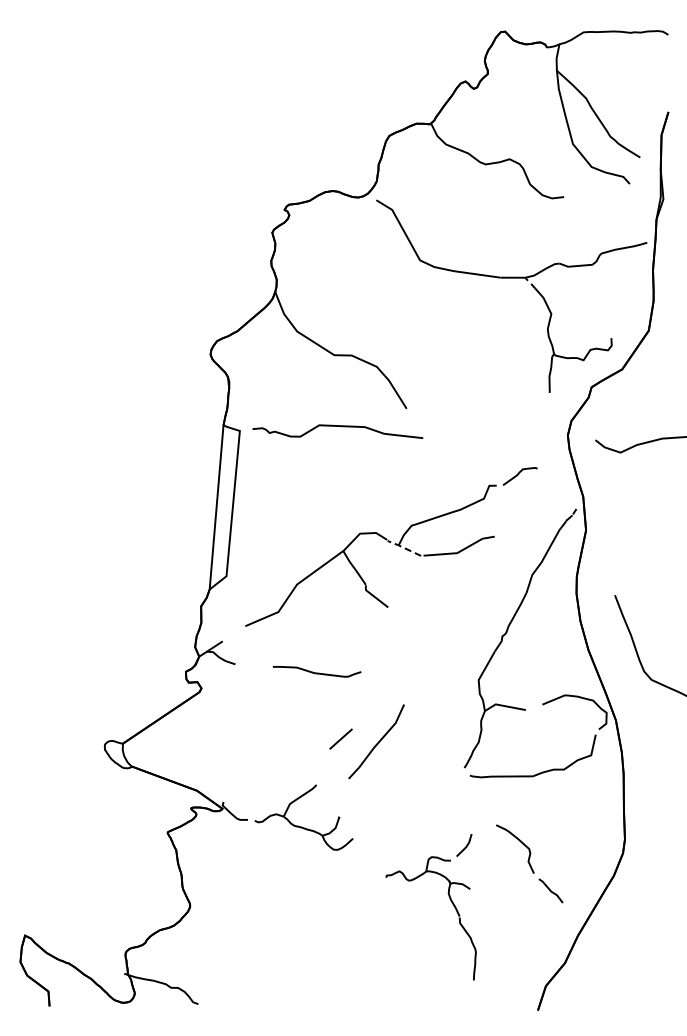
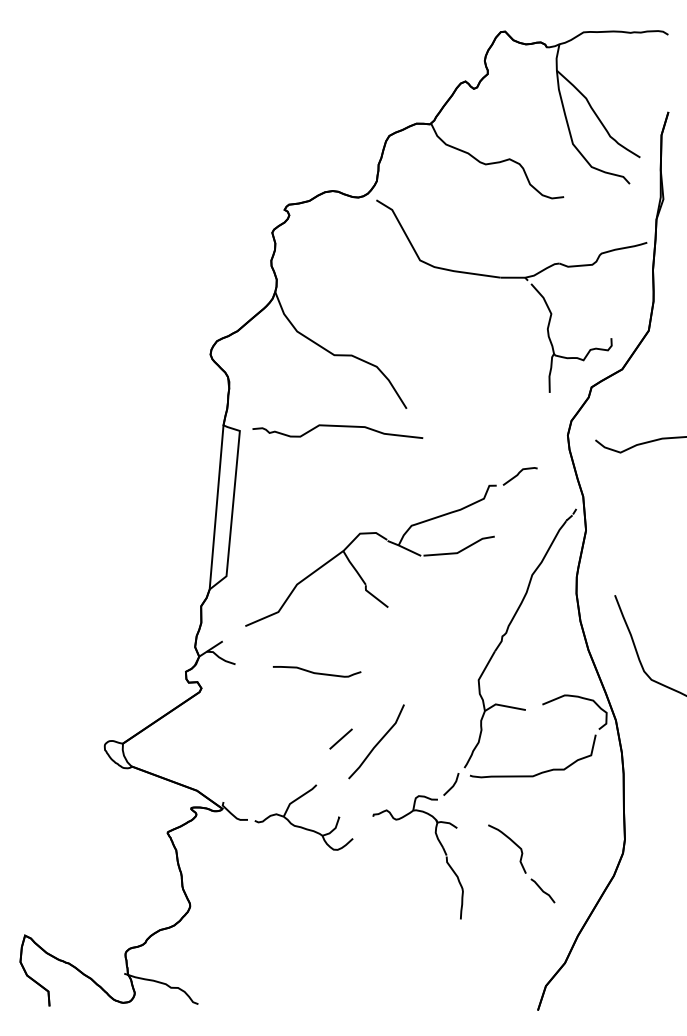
line: dashed -> solid (404, 547)
part position: (529, 863) -> (521, 863) (521, 863)
part position: (449, 899) -> (436, 838) (436, 838)
